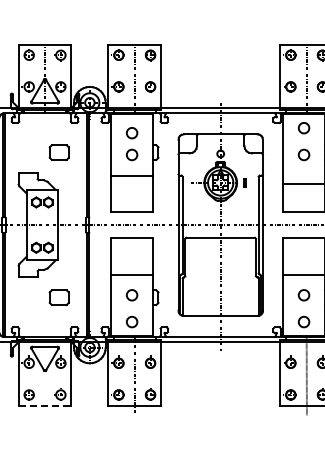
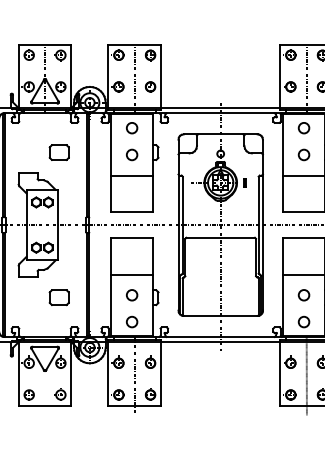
circle position: (132, 133) -> (132, 128) (132, 128)
line position: (301, 183) -> (301, 175) (301, 175)
line: dashed -> solid (45, 405)
